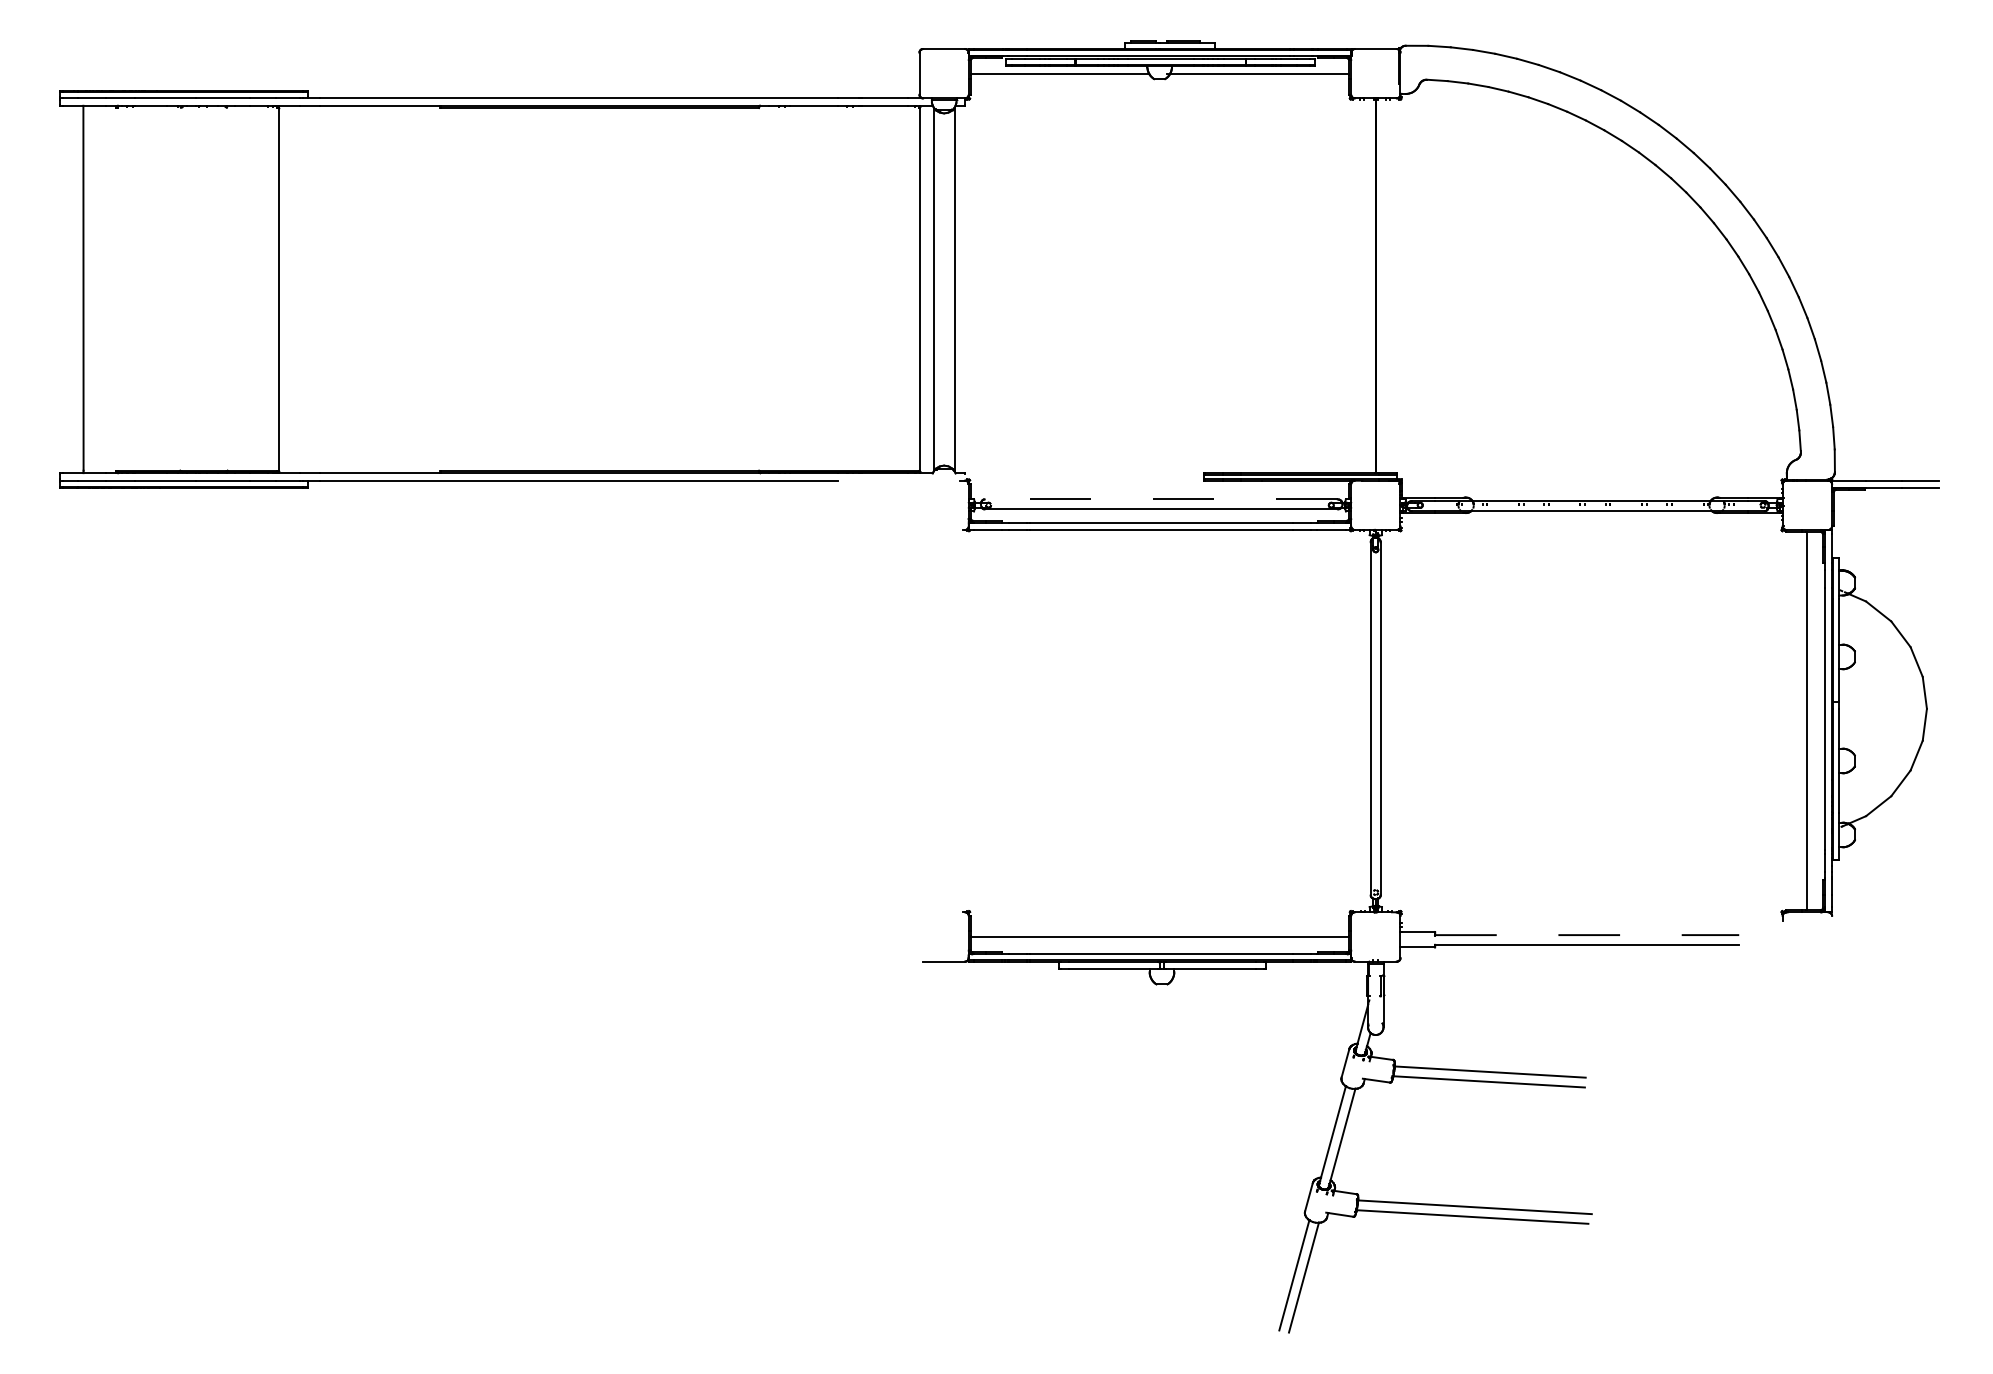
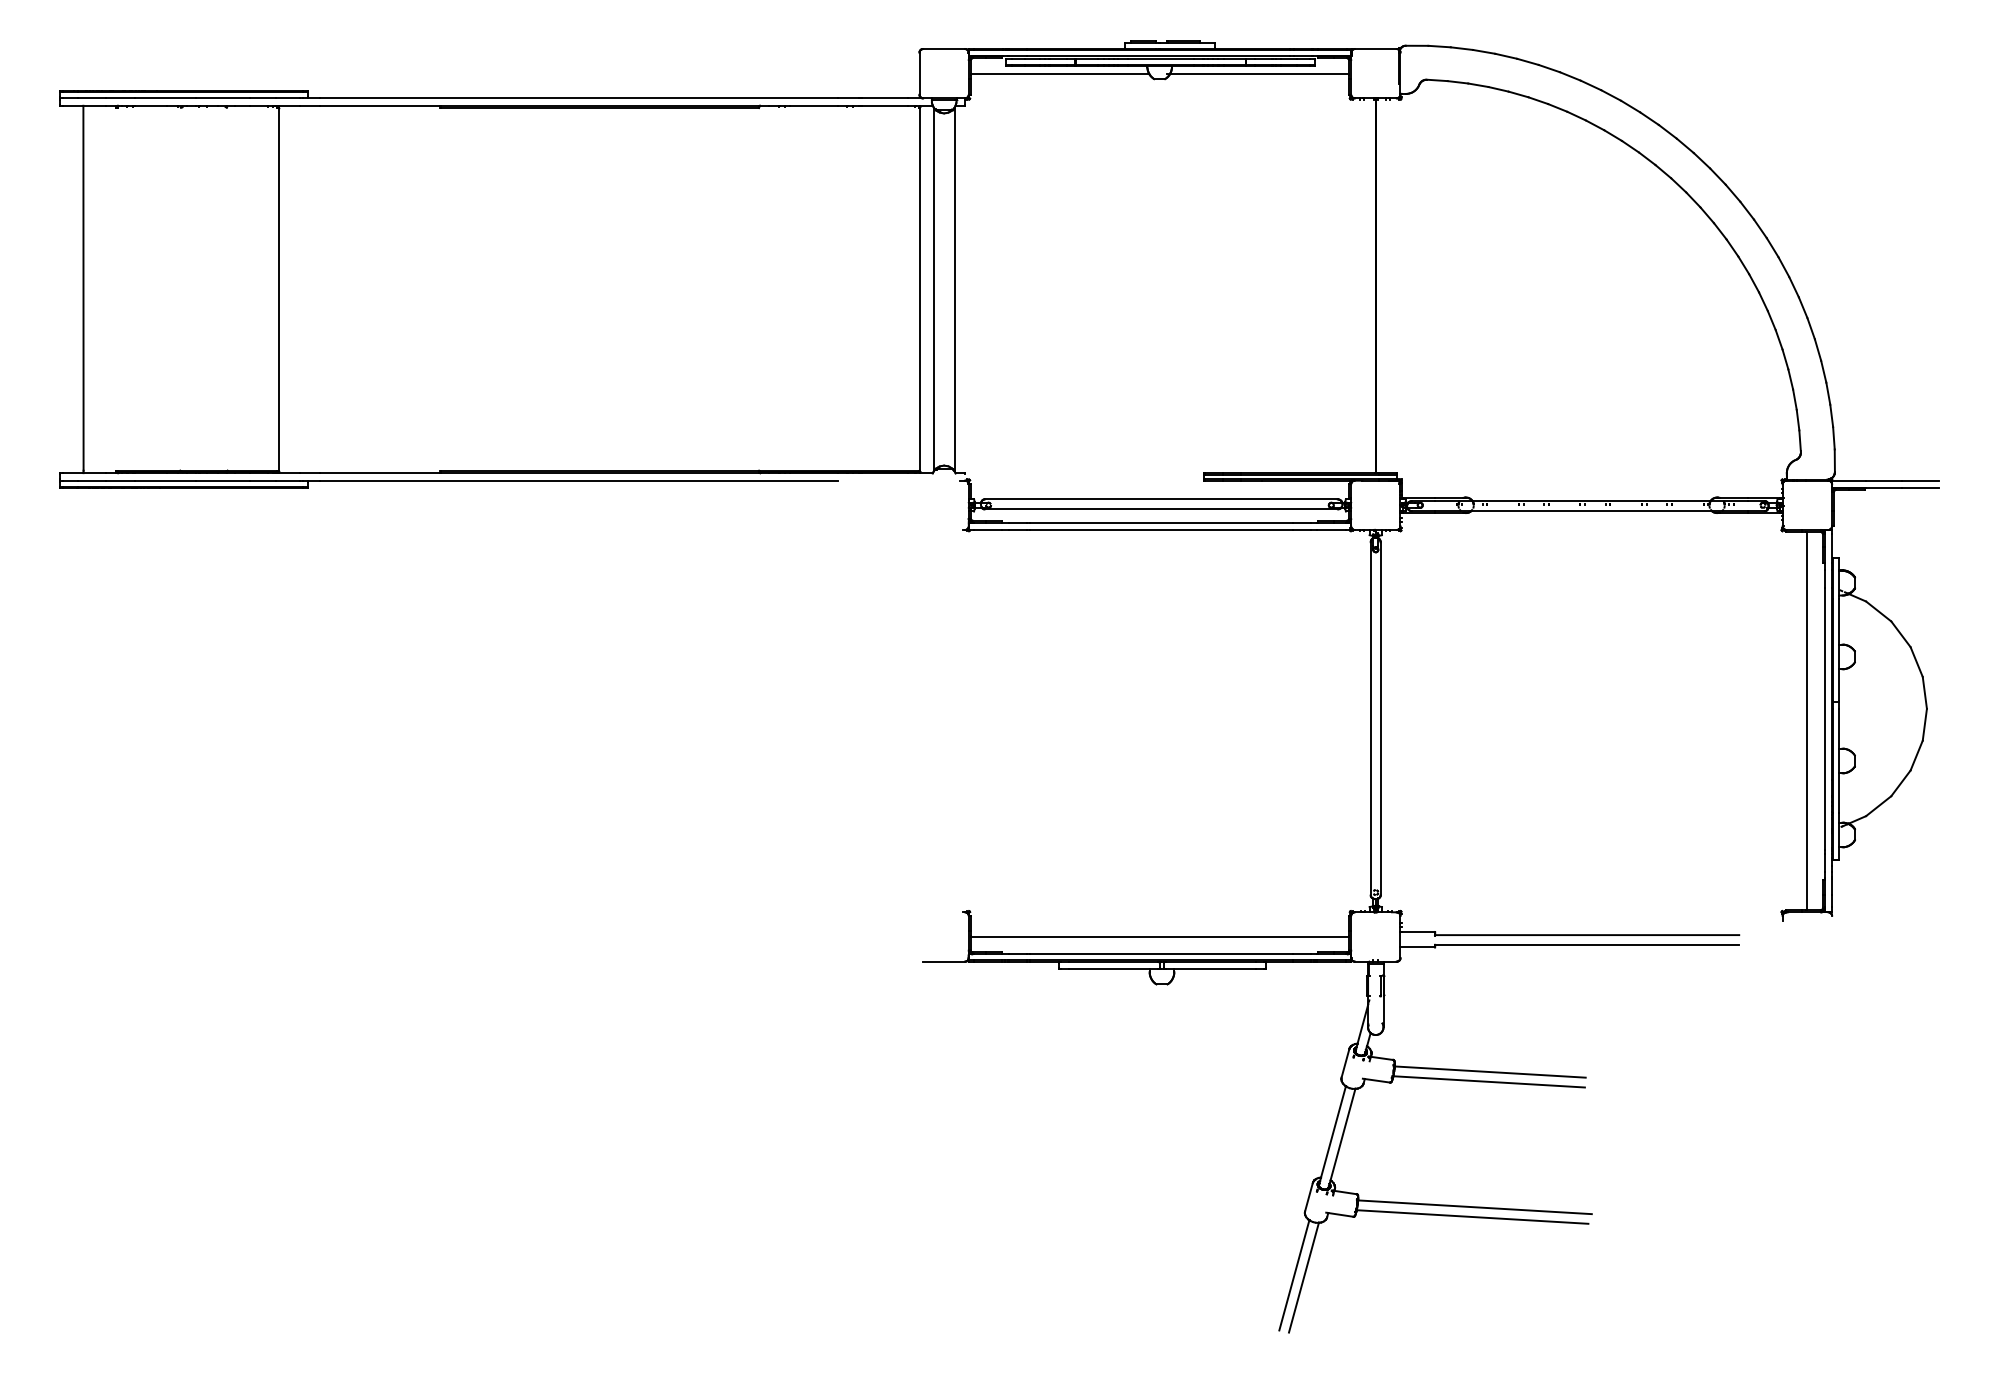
line: dashed -> solid (1161, 499)
line: dashed -> solid (1587, 935)
